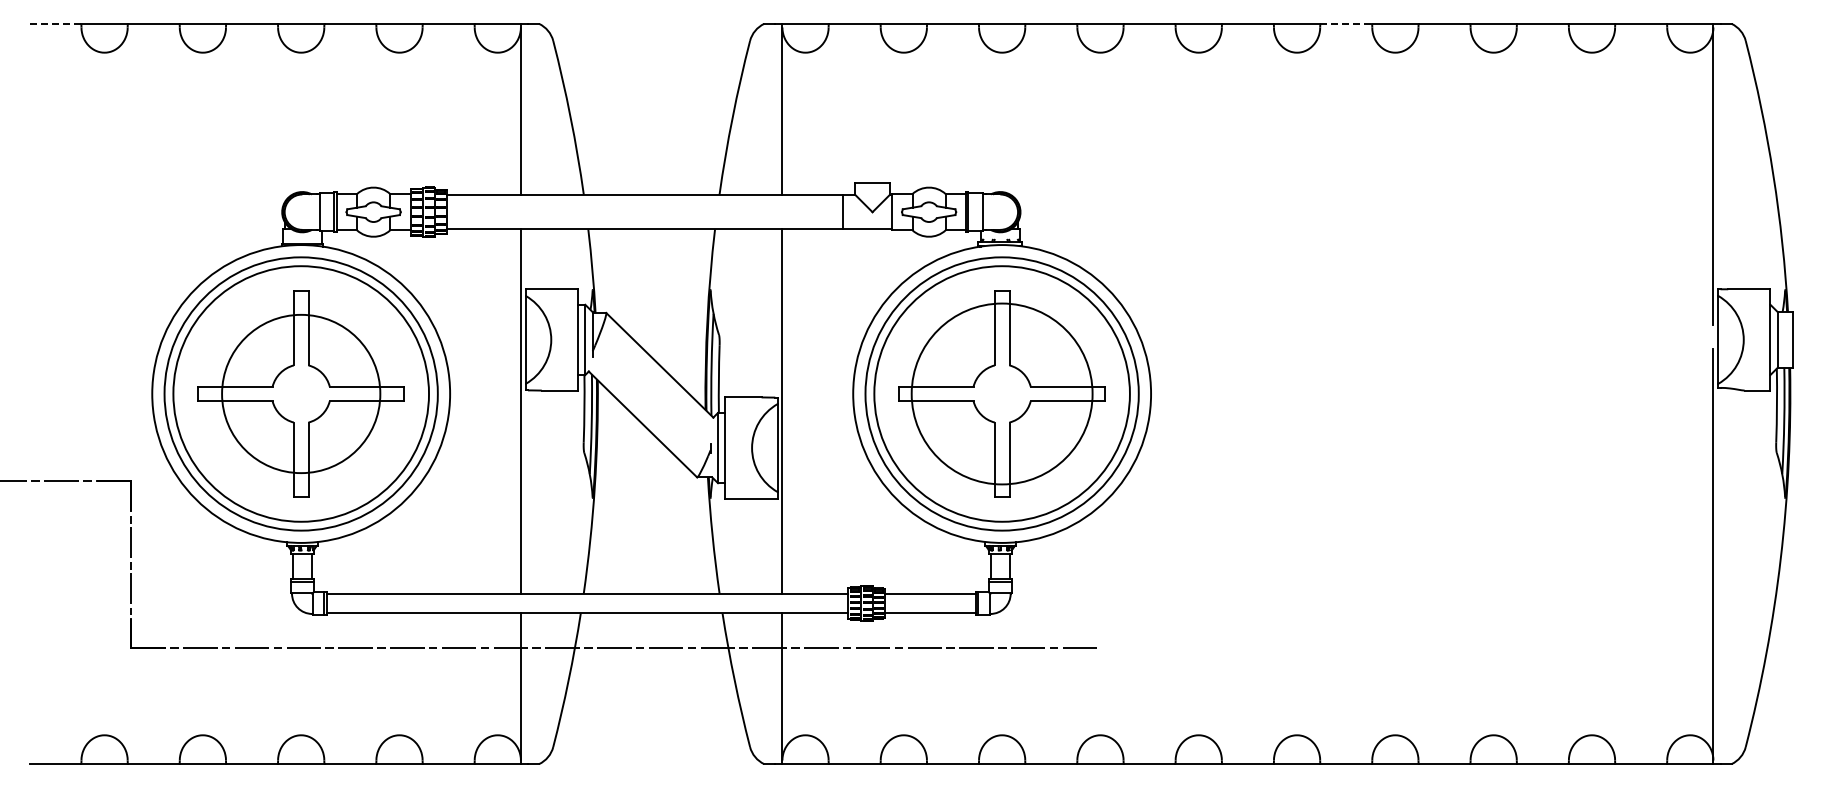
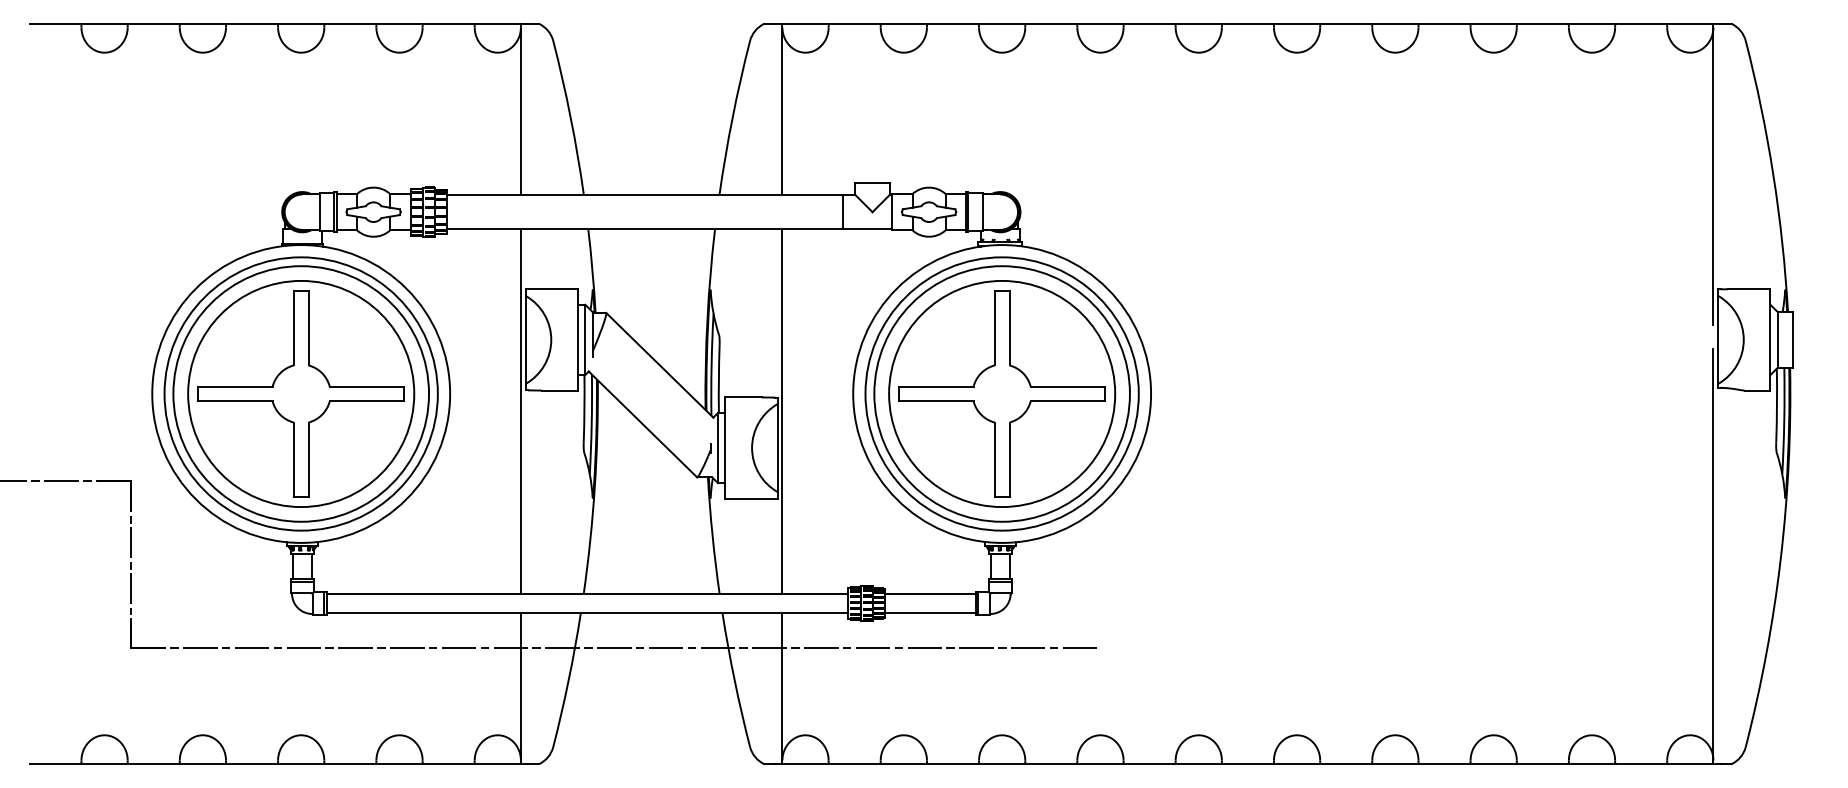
line: dashed -> solid (55, 23)
line: dashed -> solid (1346, 23)
circle diameter: 158 px -> 226 px (301, 393)
circle diameter: 181 px -> 226 px (1002, 393)
